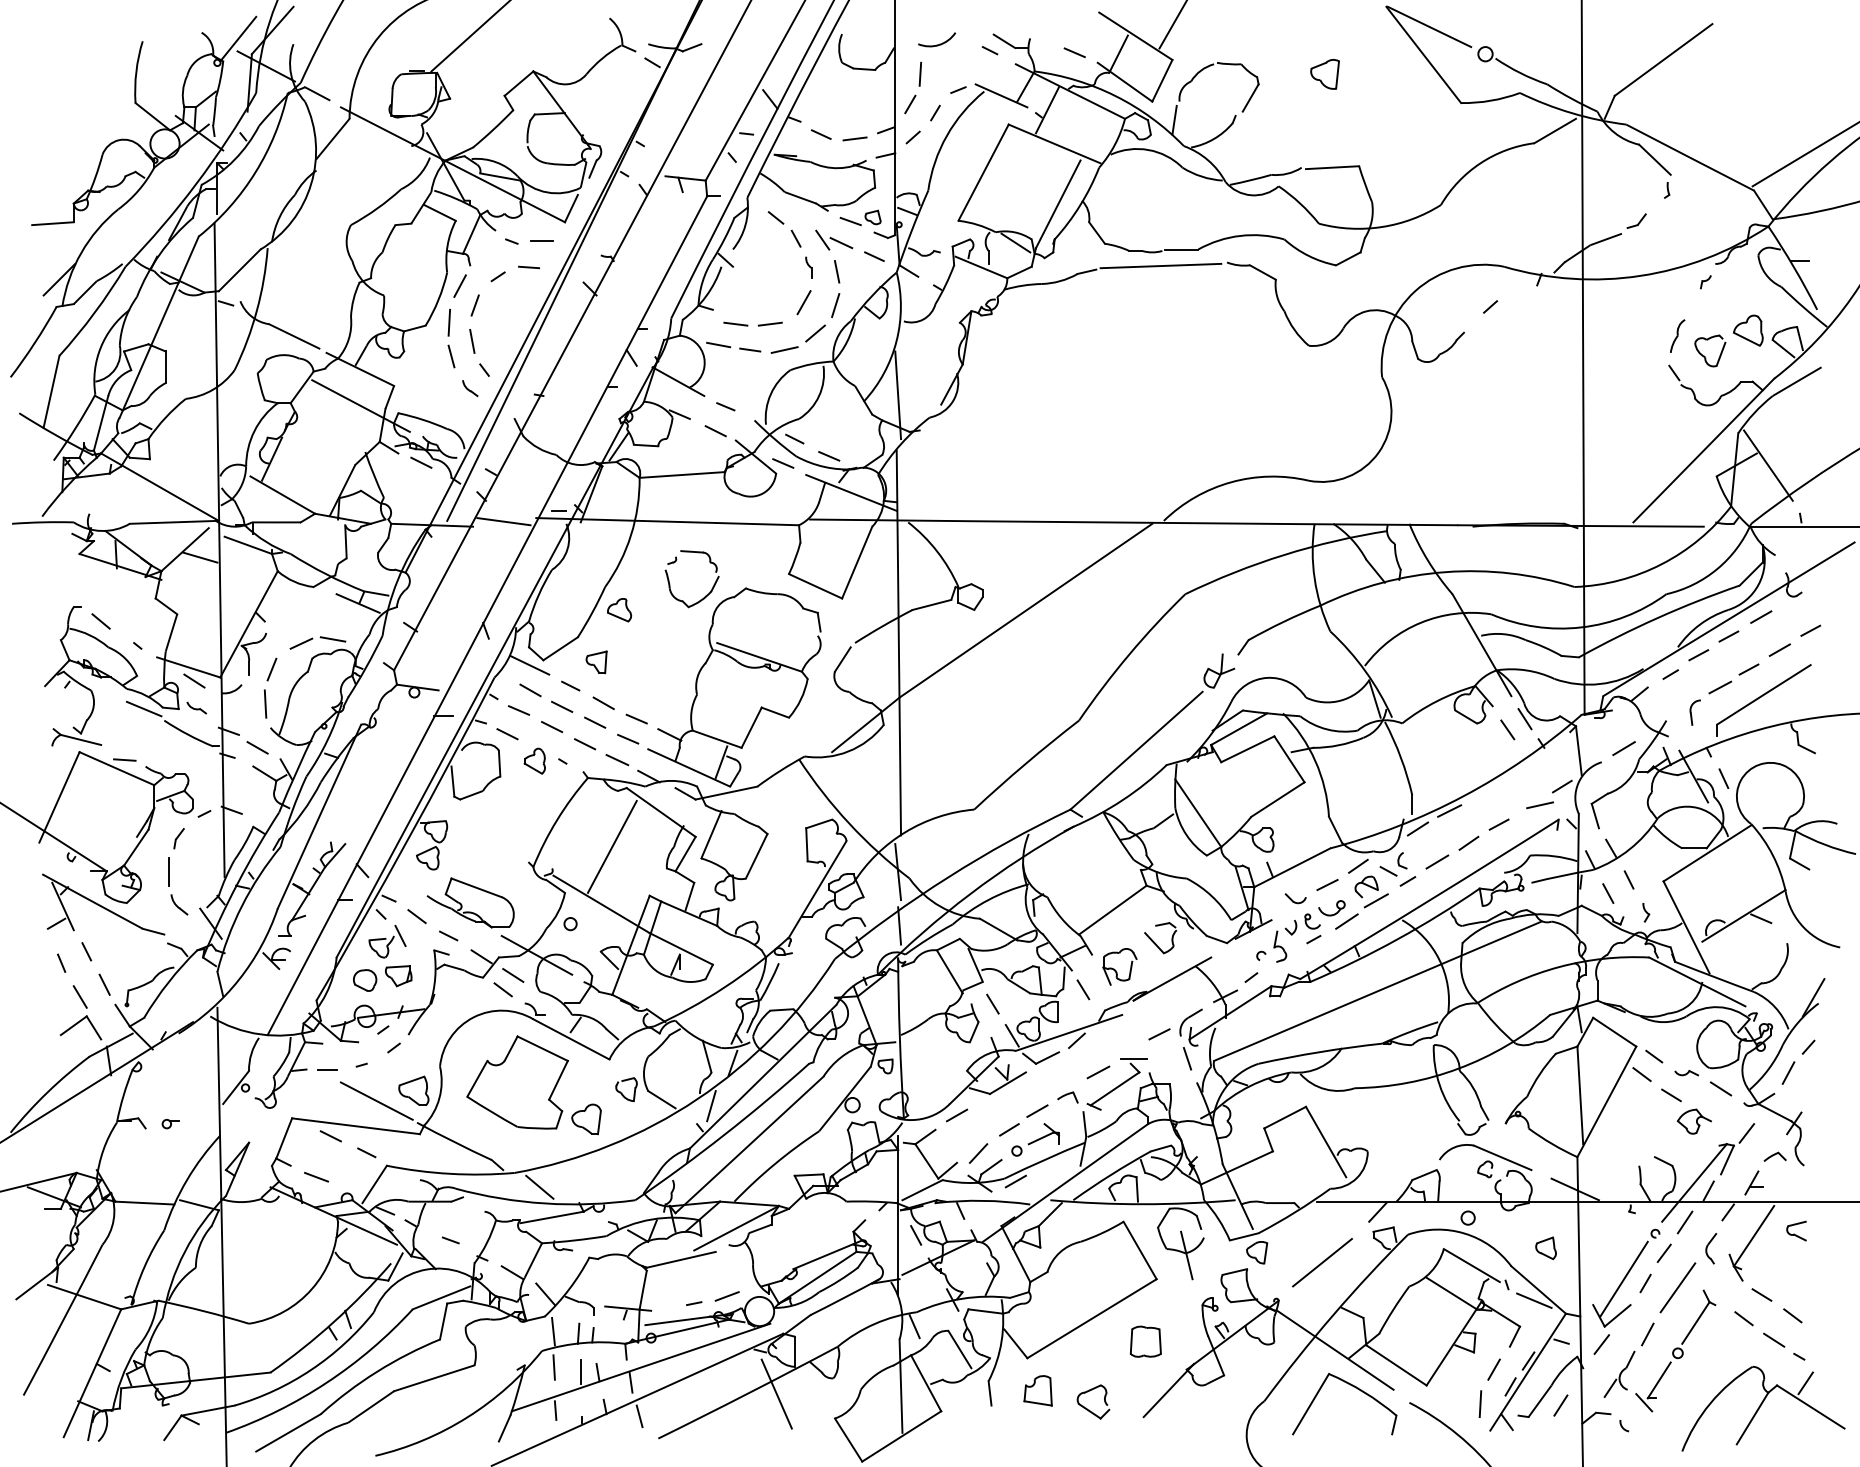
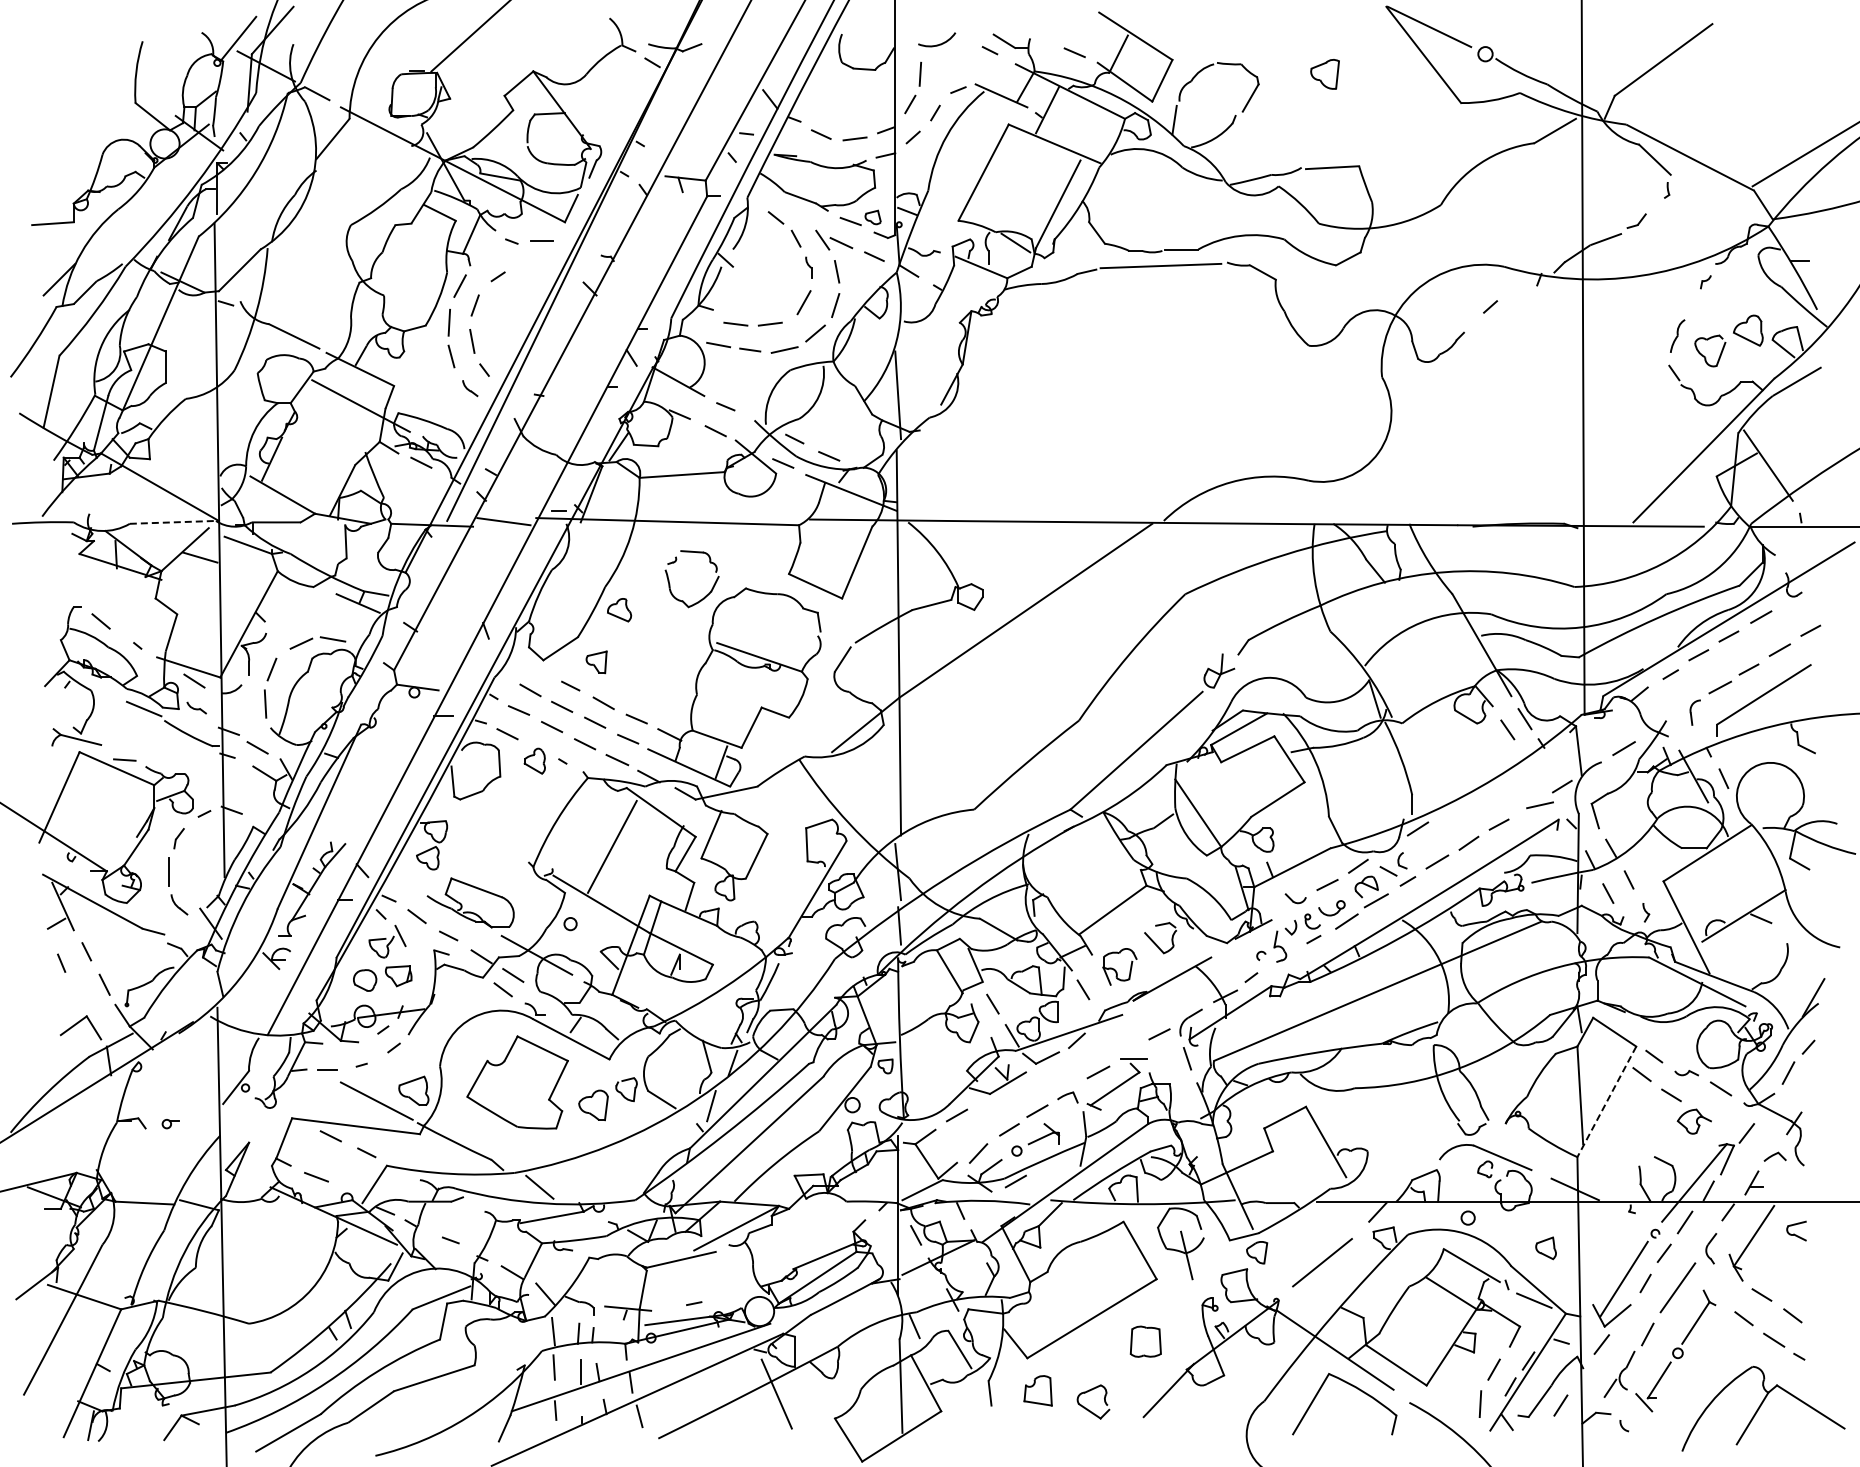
line: present -> none (1172, 25)
line: present -> none (528, 267)
line: solid -> dashed (173, 522)
line: present -> none (529, 664)
line: present -> none (1449, 810)
line: present -> none (79, 996)
line: solid -> dashed (1606, 1101)
part position: (586, 1119) -> (593, 1105) (593, 1105)
line: present -> none (726, 1296)
line: present -> none (1805, 1383)
